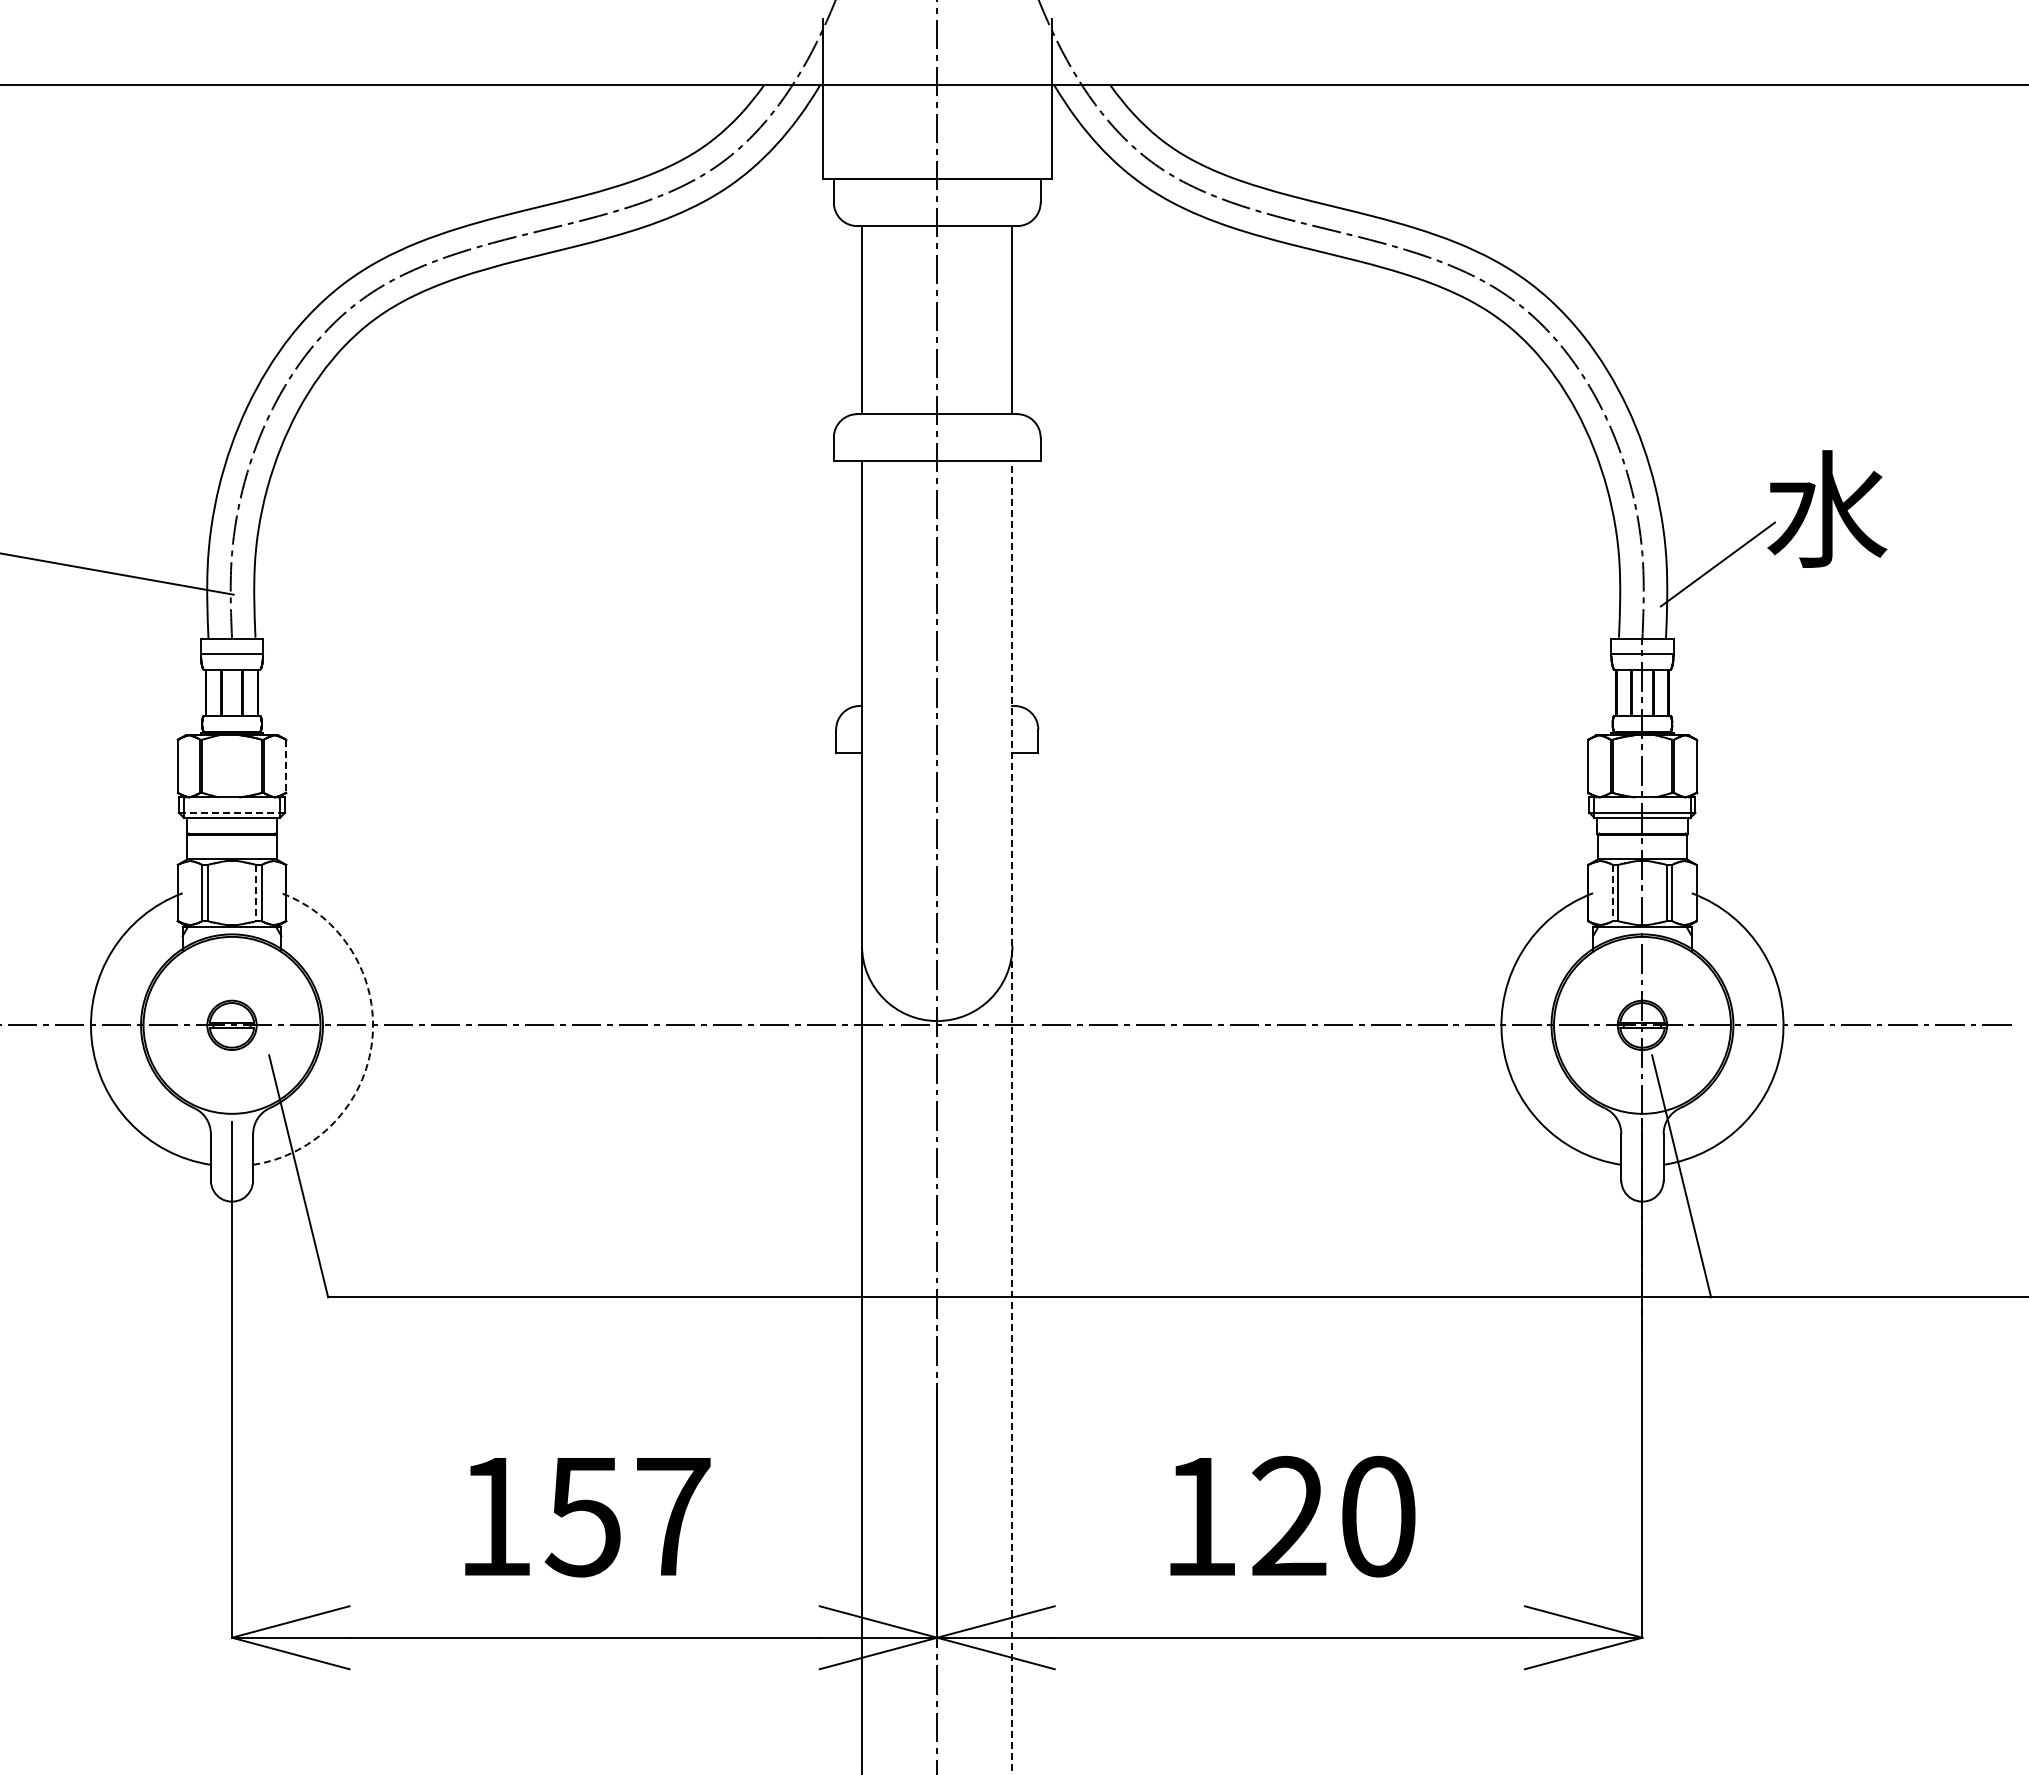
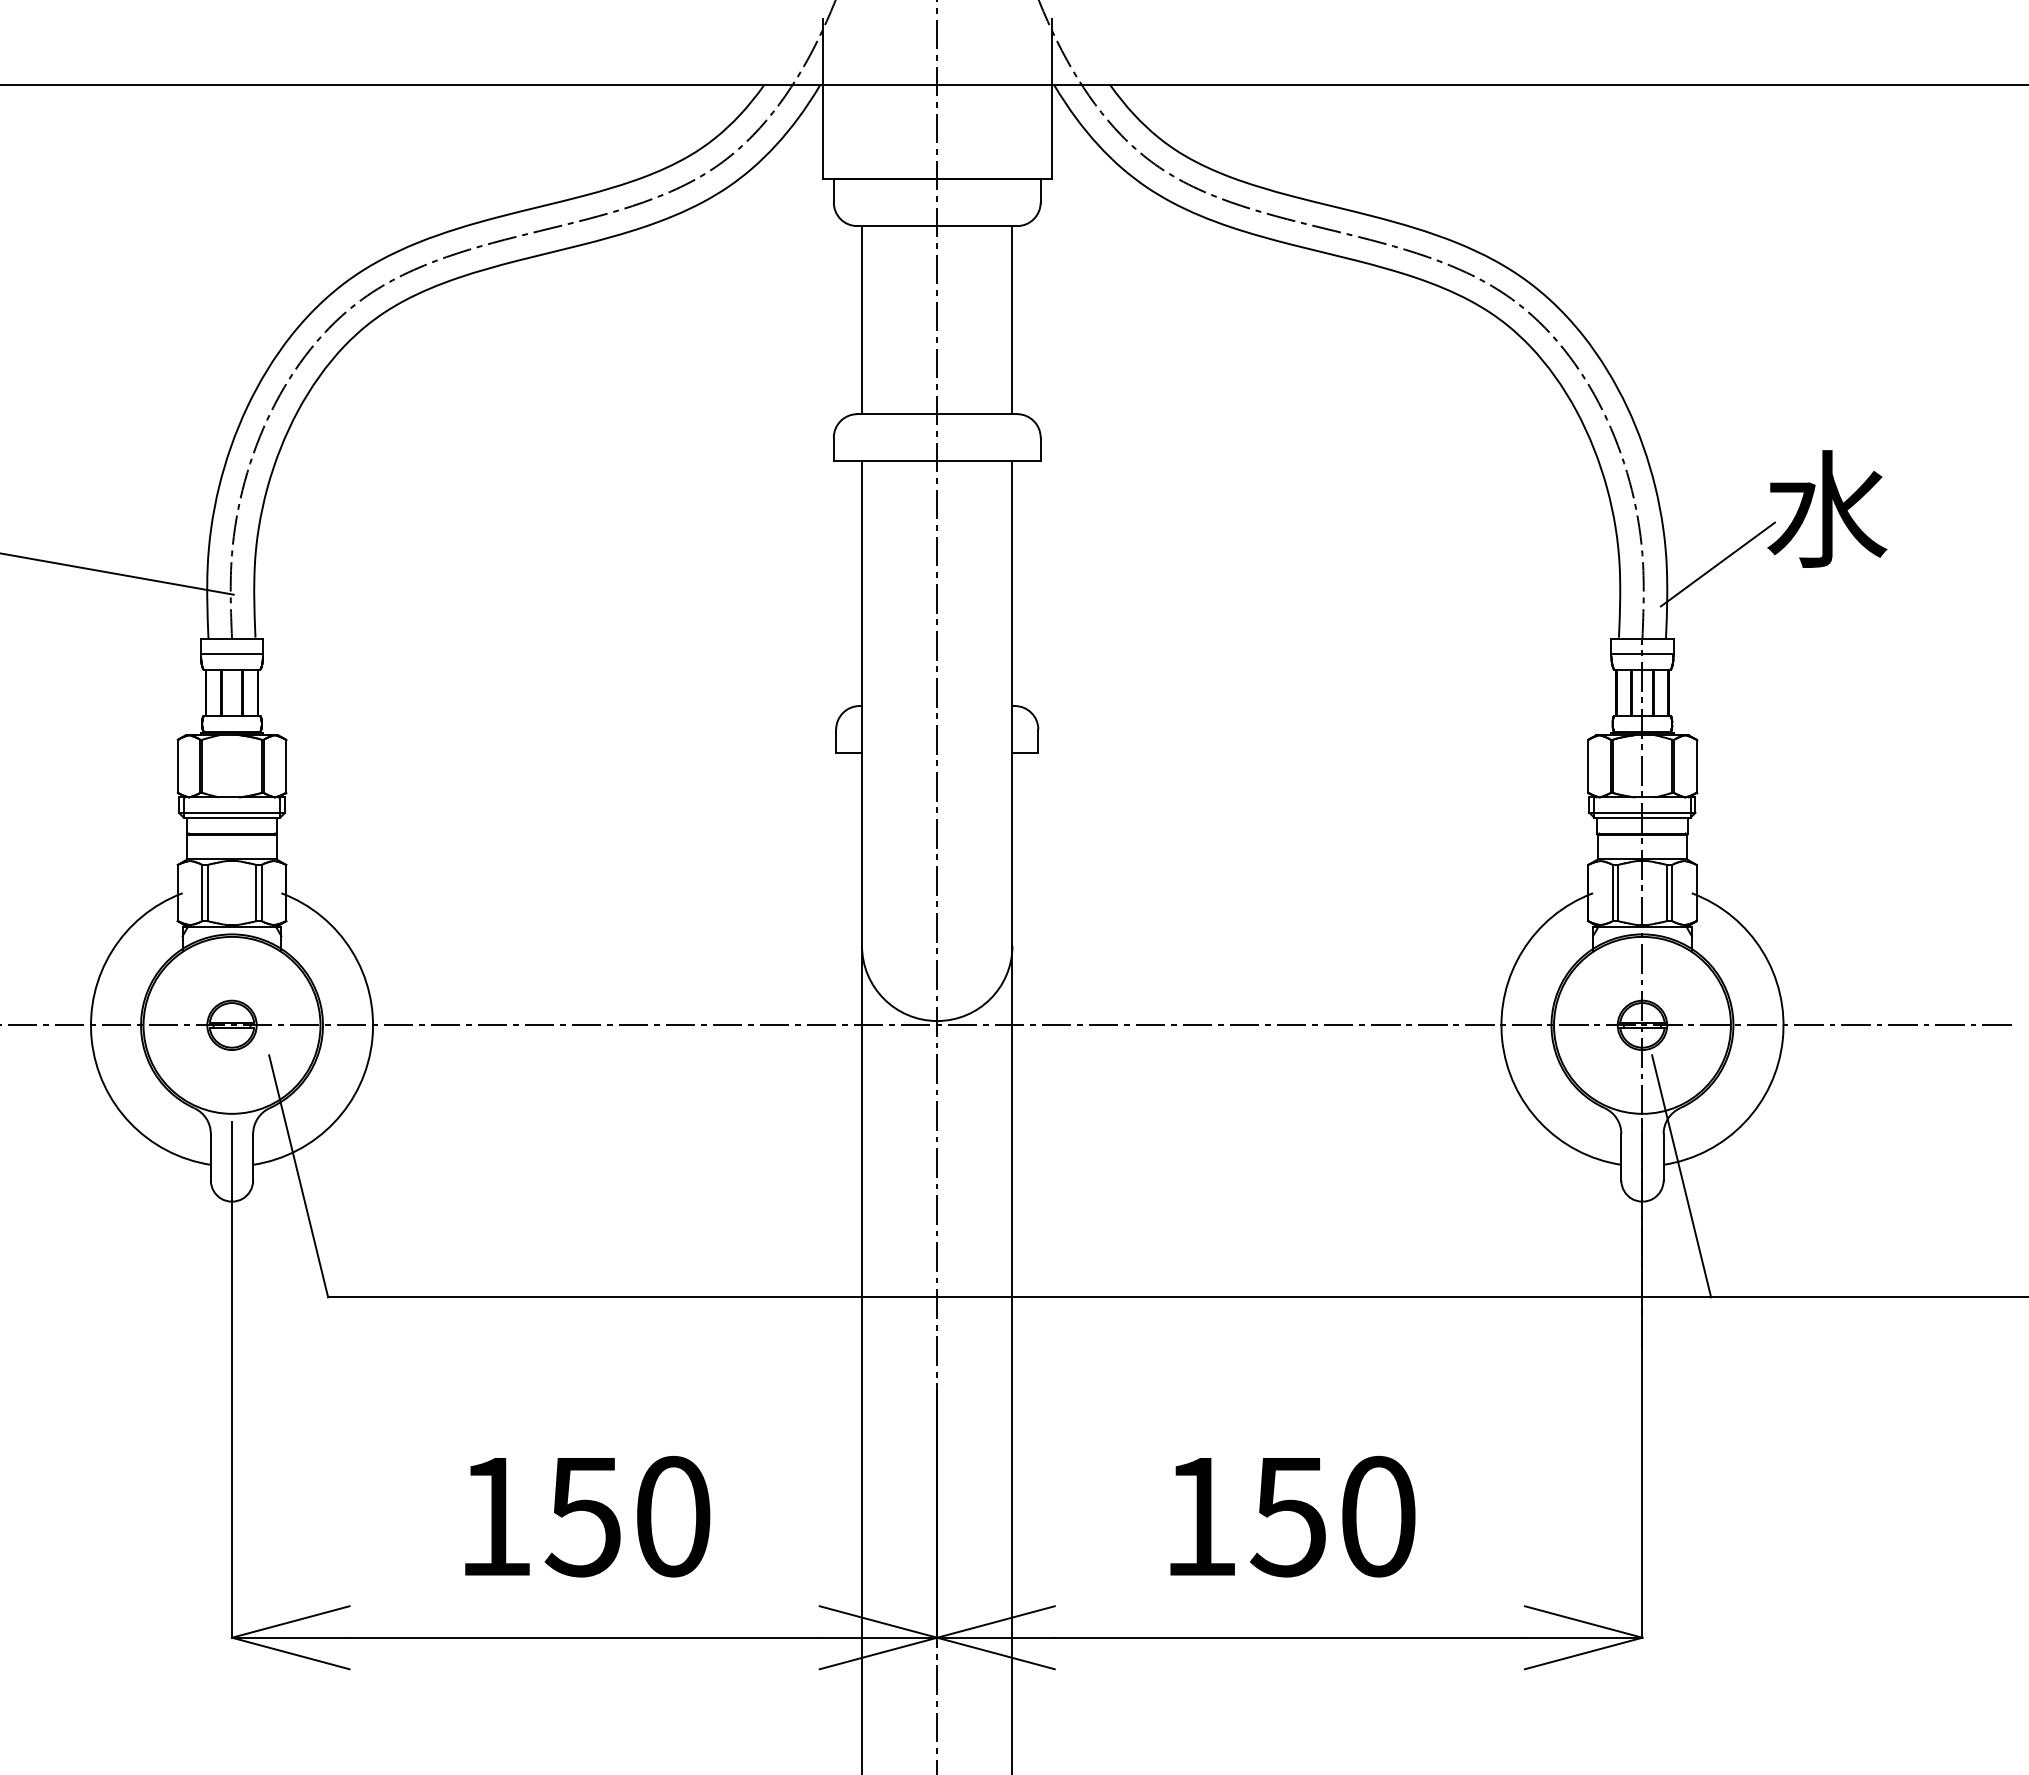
line: dashed -> solid (286, 766)
line: dashed -> solid (232, 812)
line: dashed -> solid (256, 893)
line: dashed -> solid (1612, 893)
arc: dashed -> solid (372, 1039)
line: dashed -> solid (1012, 1118)
text: 157 -> 150 (673, 1516)
text: 120 -> 150 (1288, 1516)
